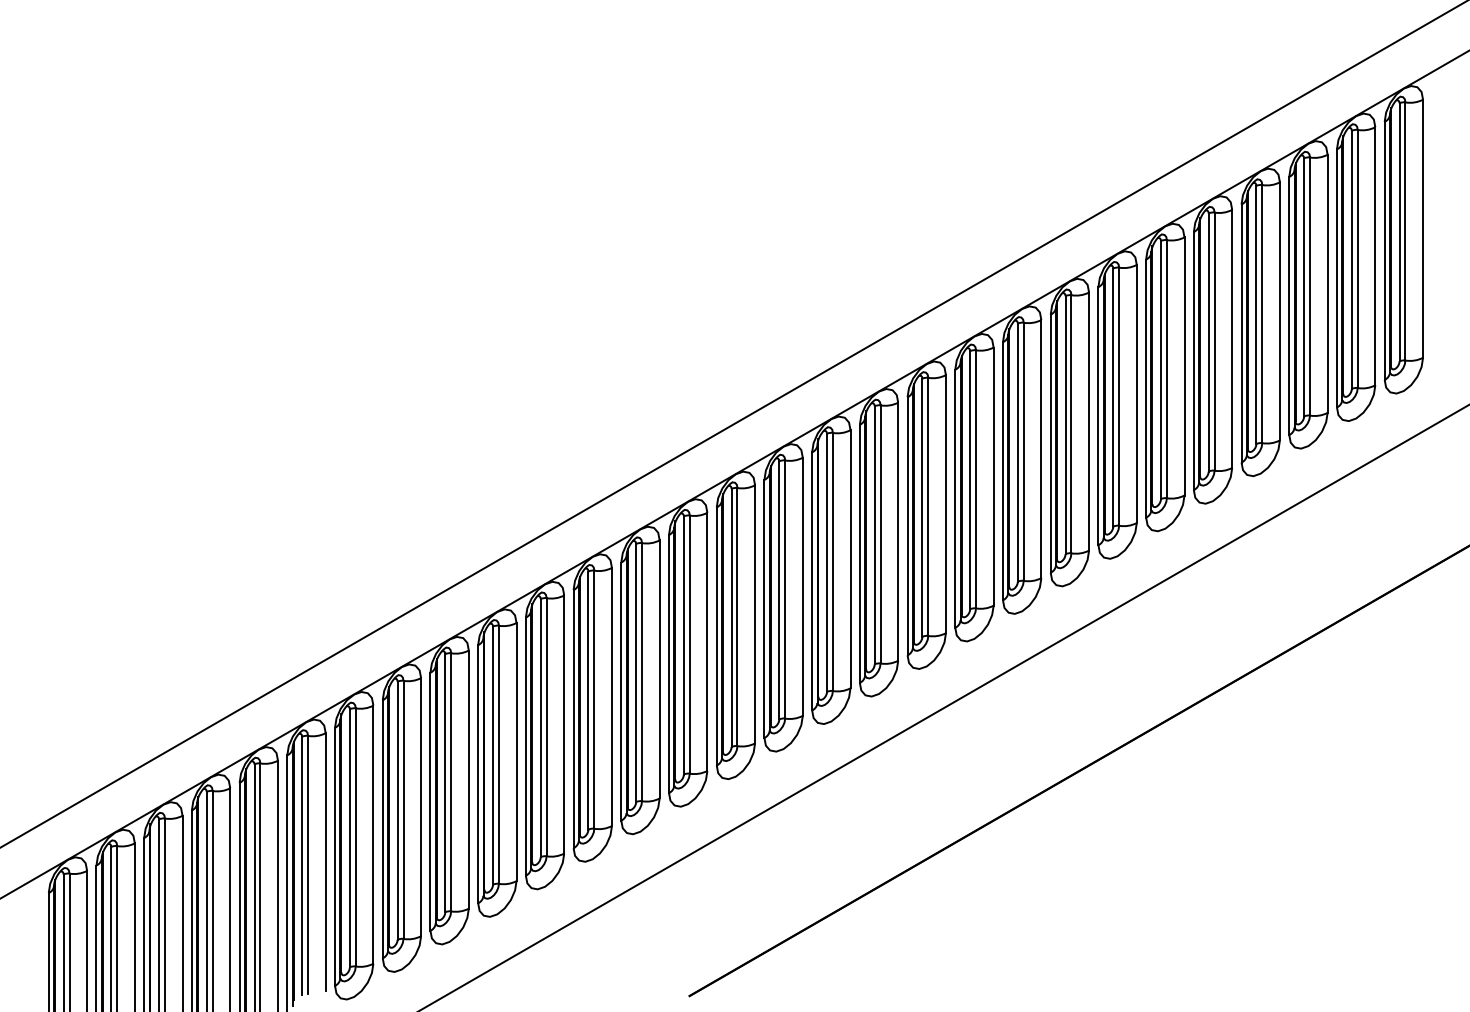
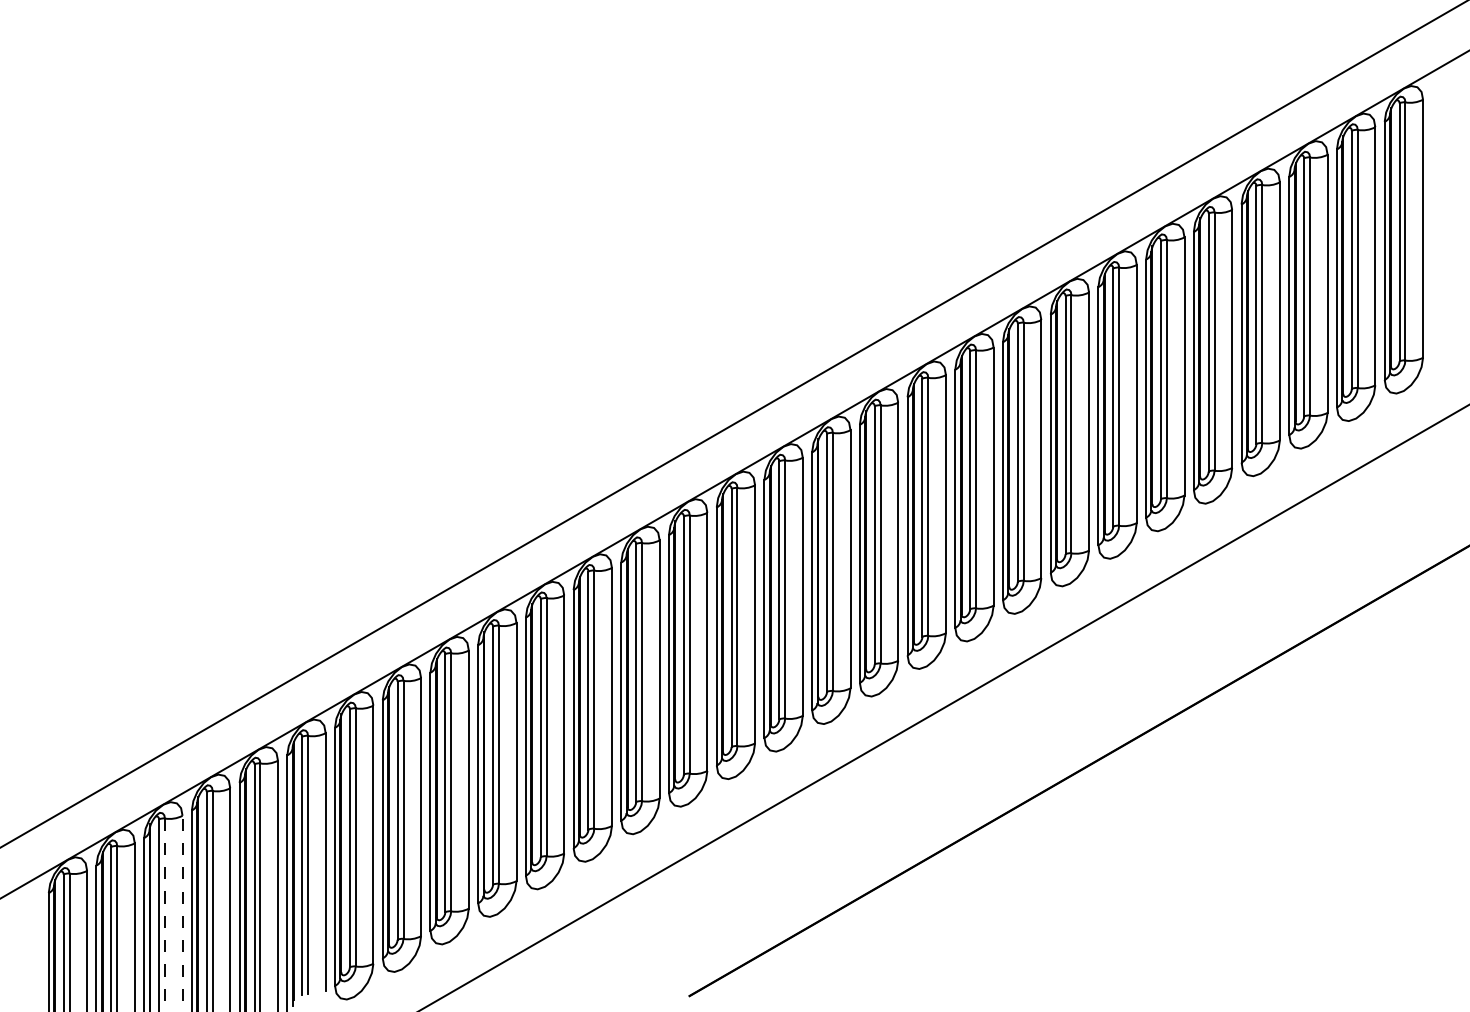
line: solid -> dashed (182, 913)
line: solid -> dashed (164, 915)
